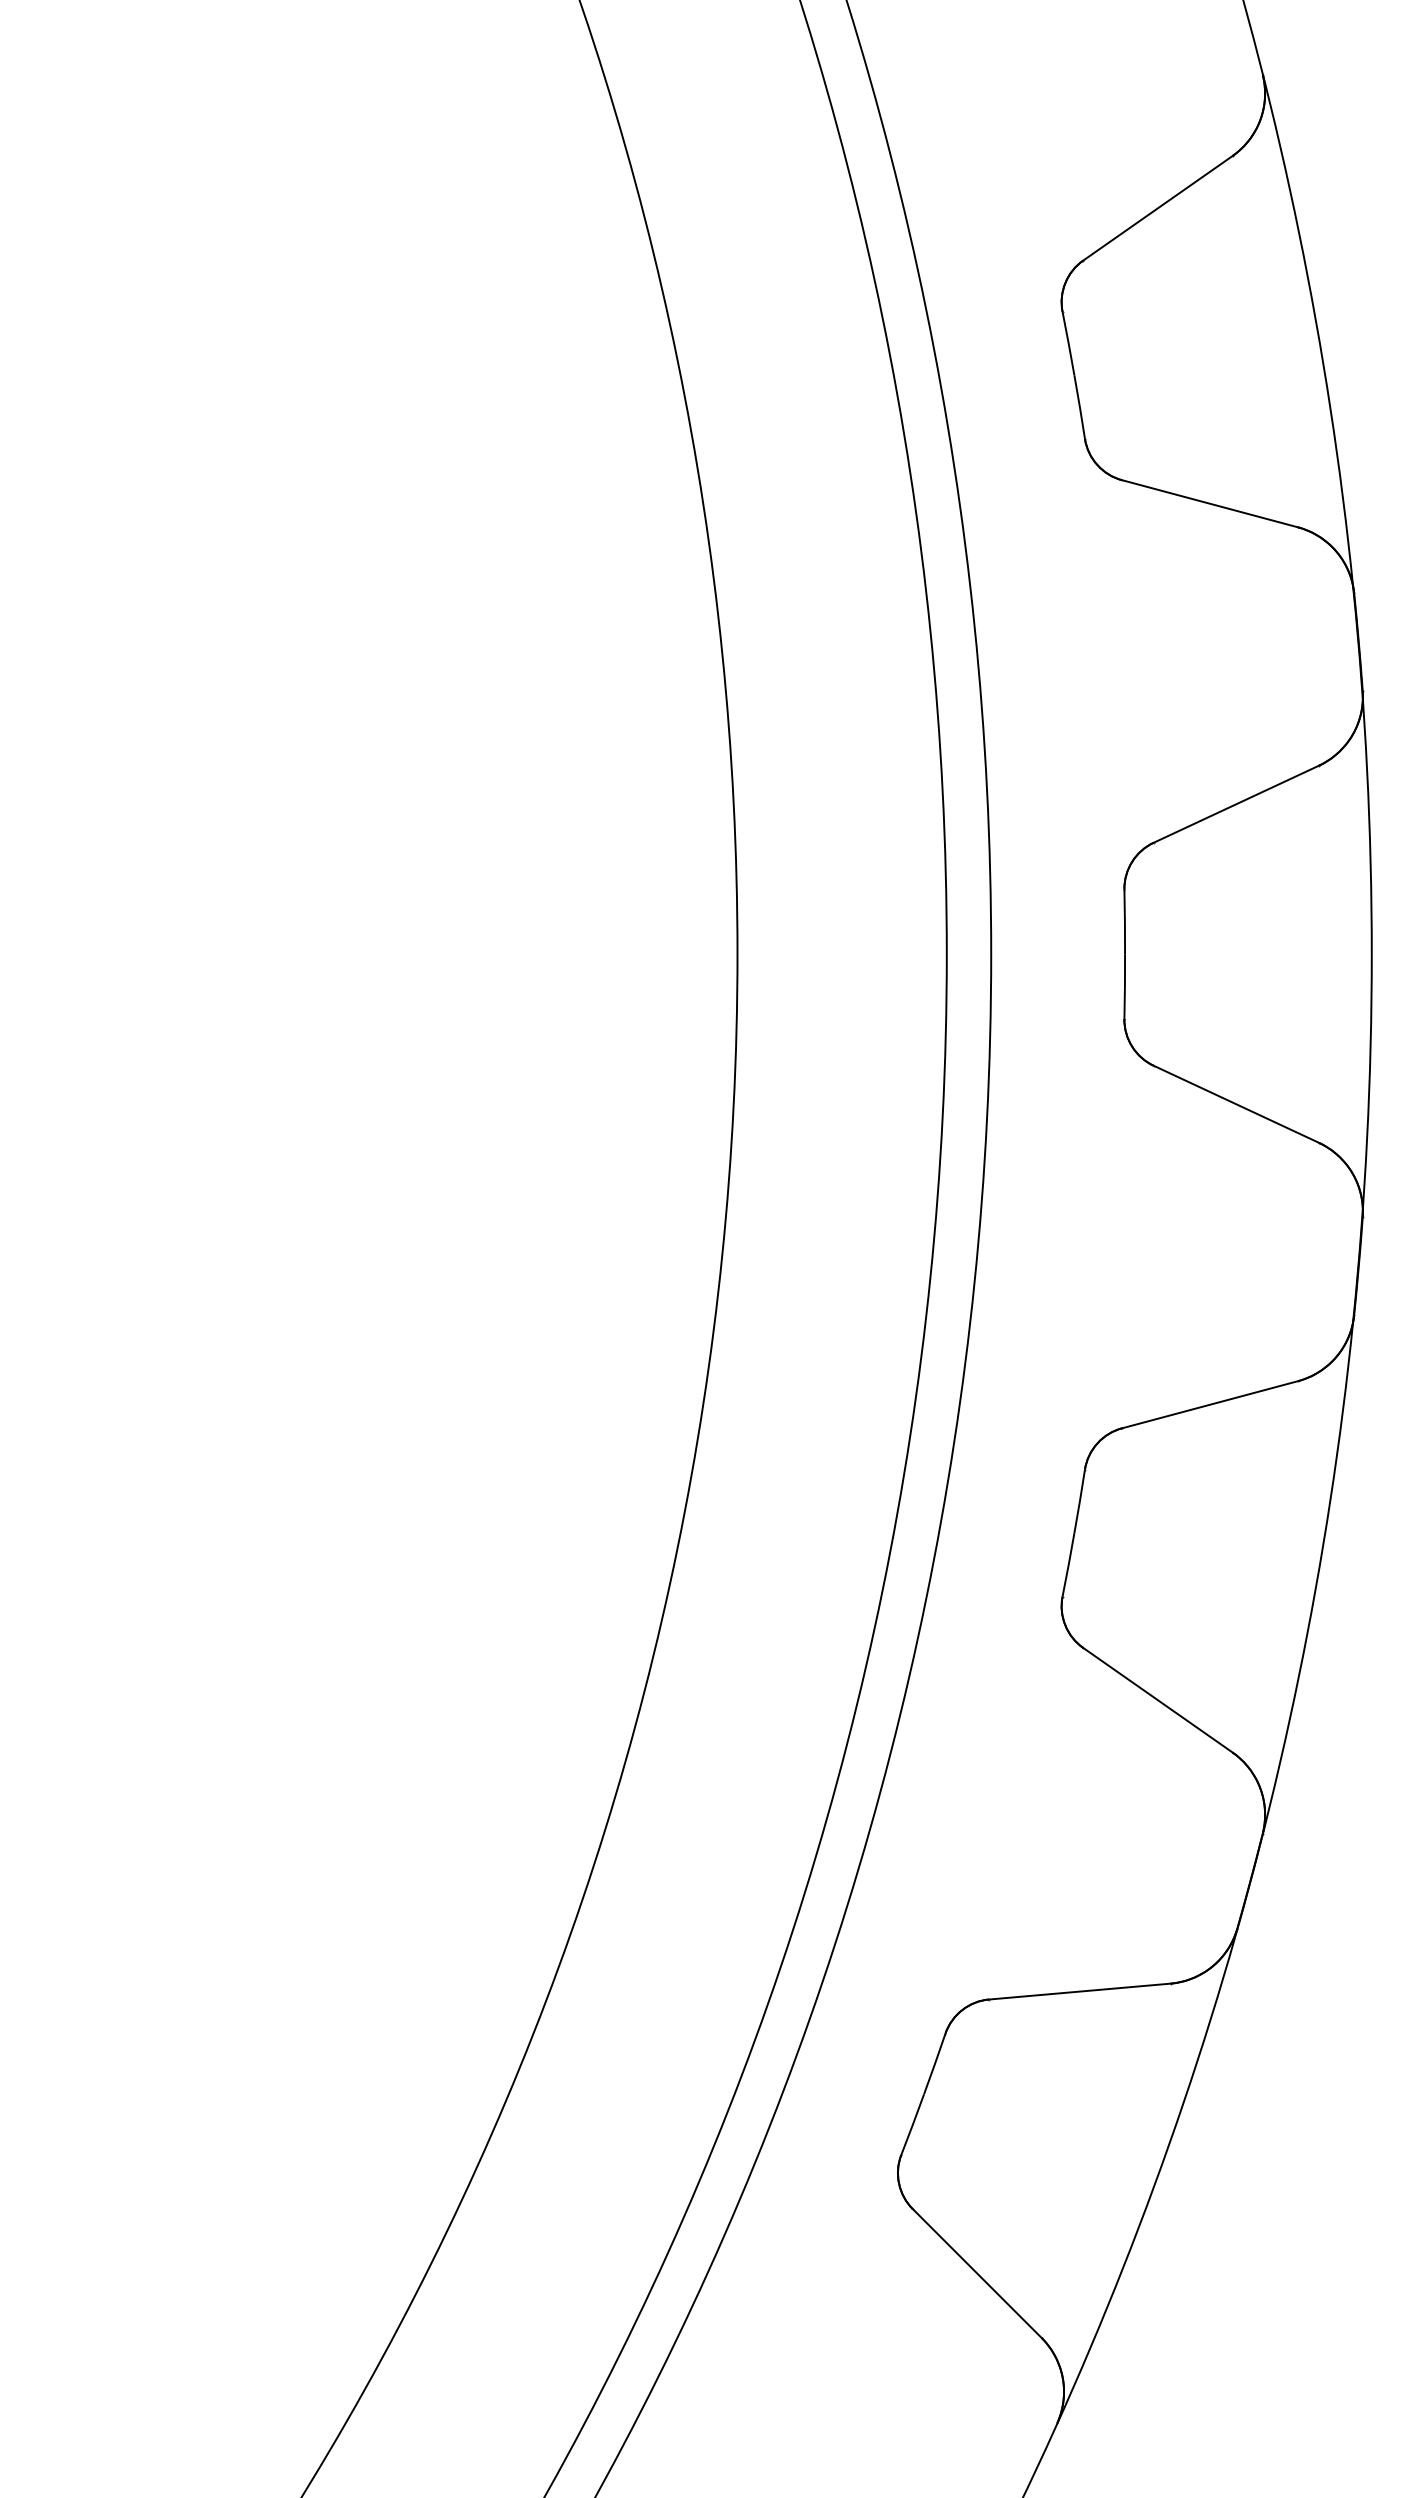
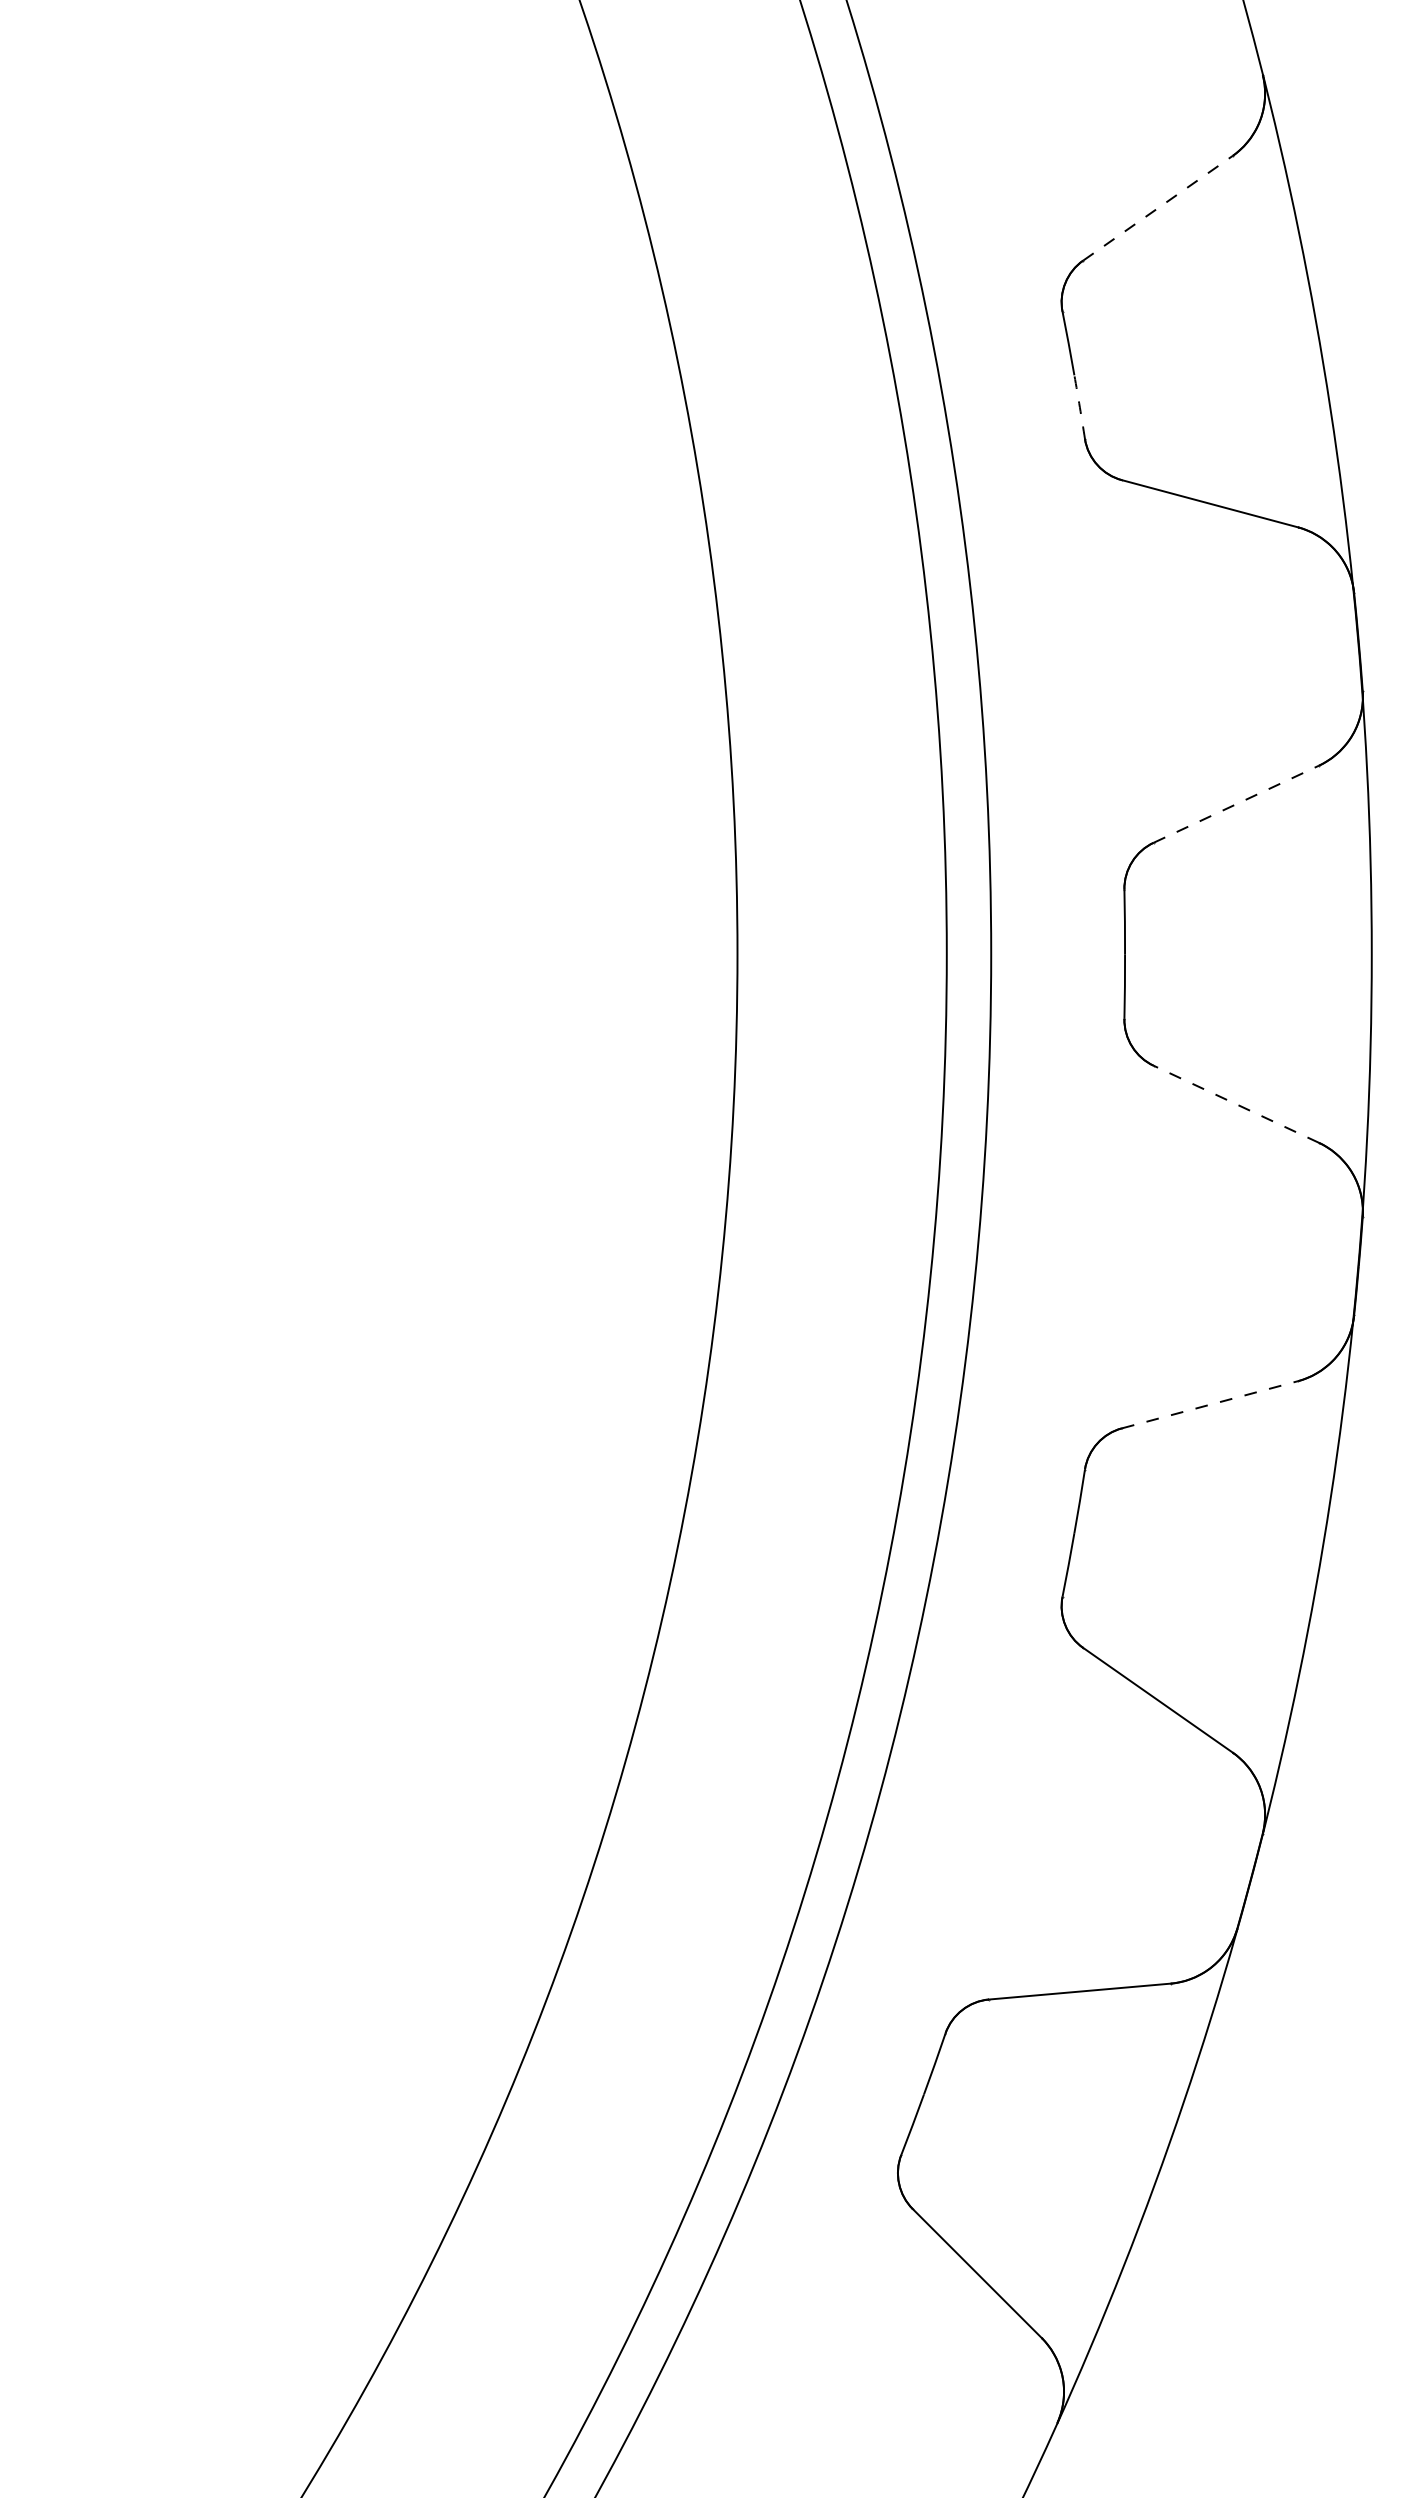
line: solid -> dashed (1158, 207)
arc: solid -> dashed (1079, 407)
line: solid -> dashed (1236, 804)
line: solid -> dashed (1235, 1104)
line: solid -> dashed (1210, 1404)
